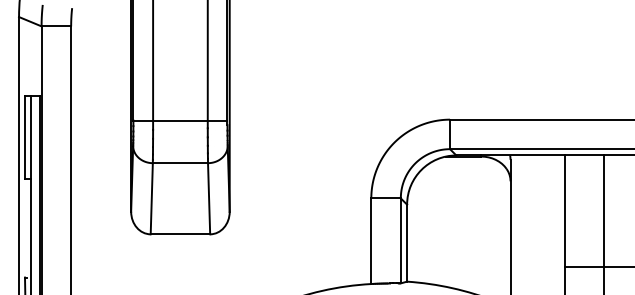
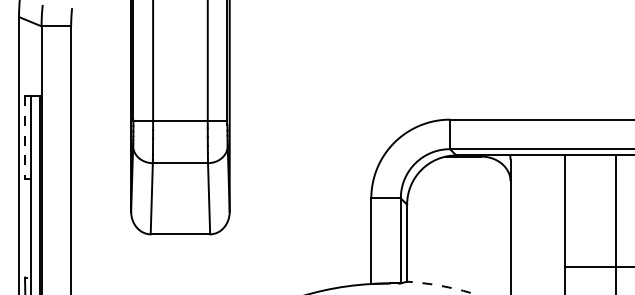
line: solid -> dashed (24, 138)
line position: (604, 223) -> (616, 223) (616, 223)
arc: solid -> dashed (442, 286)
